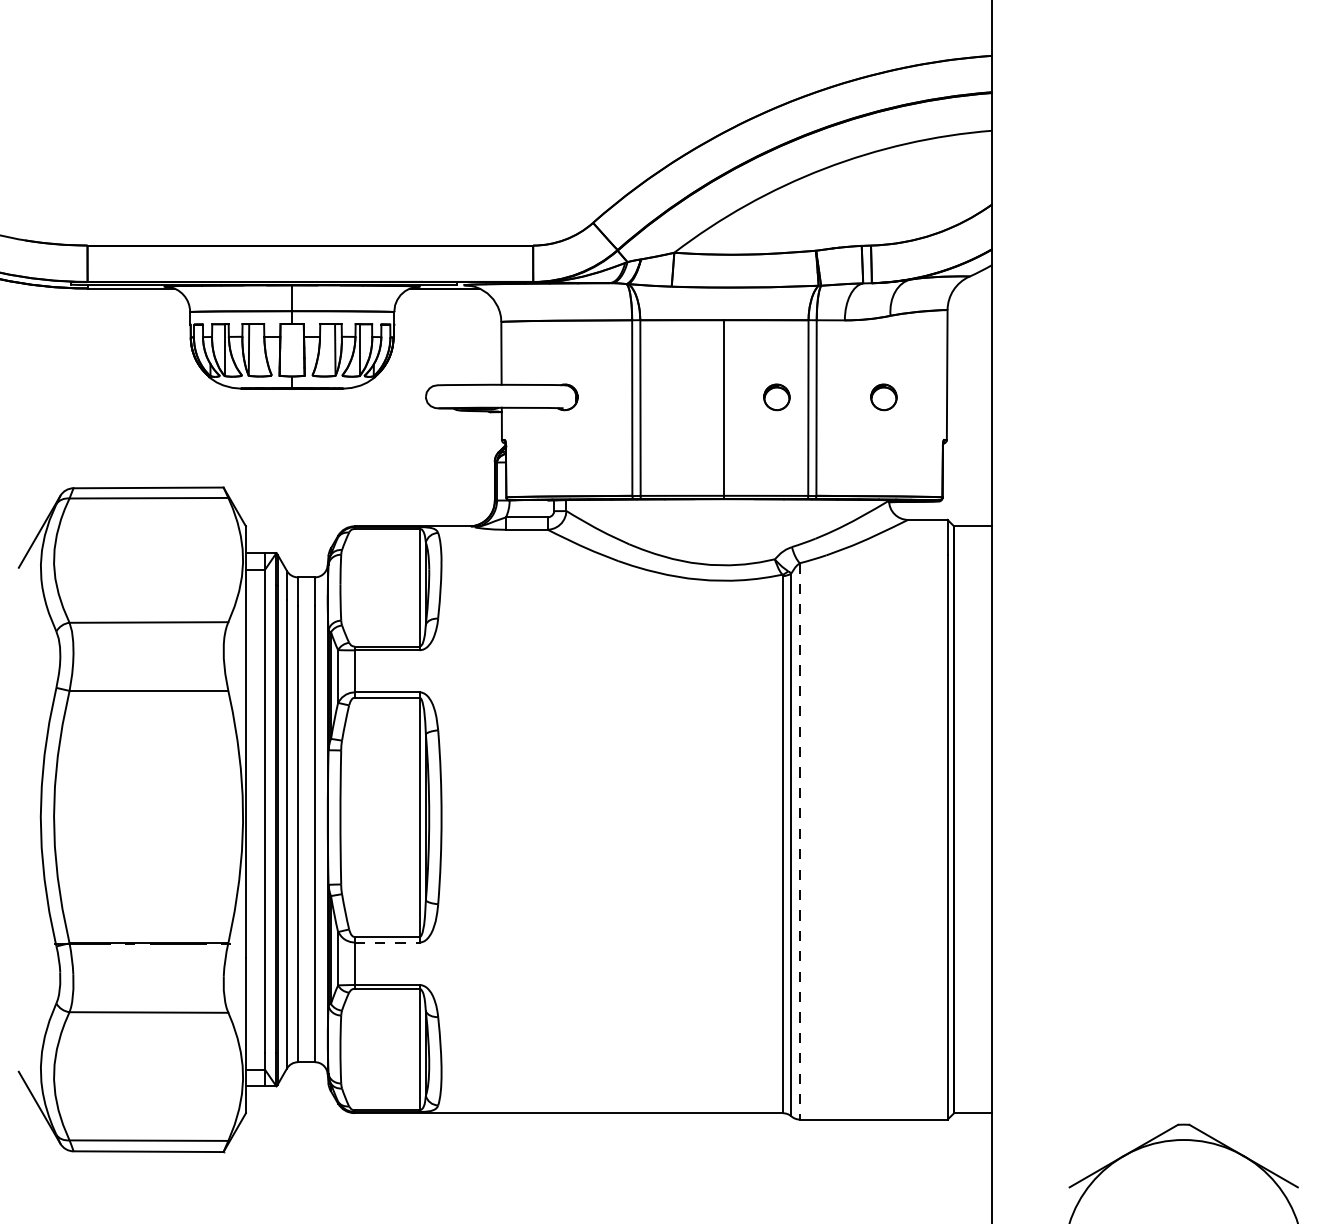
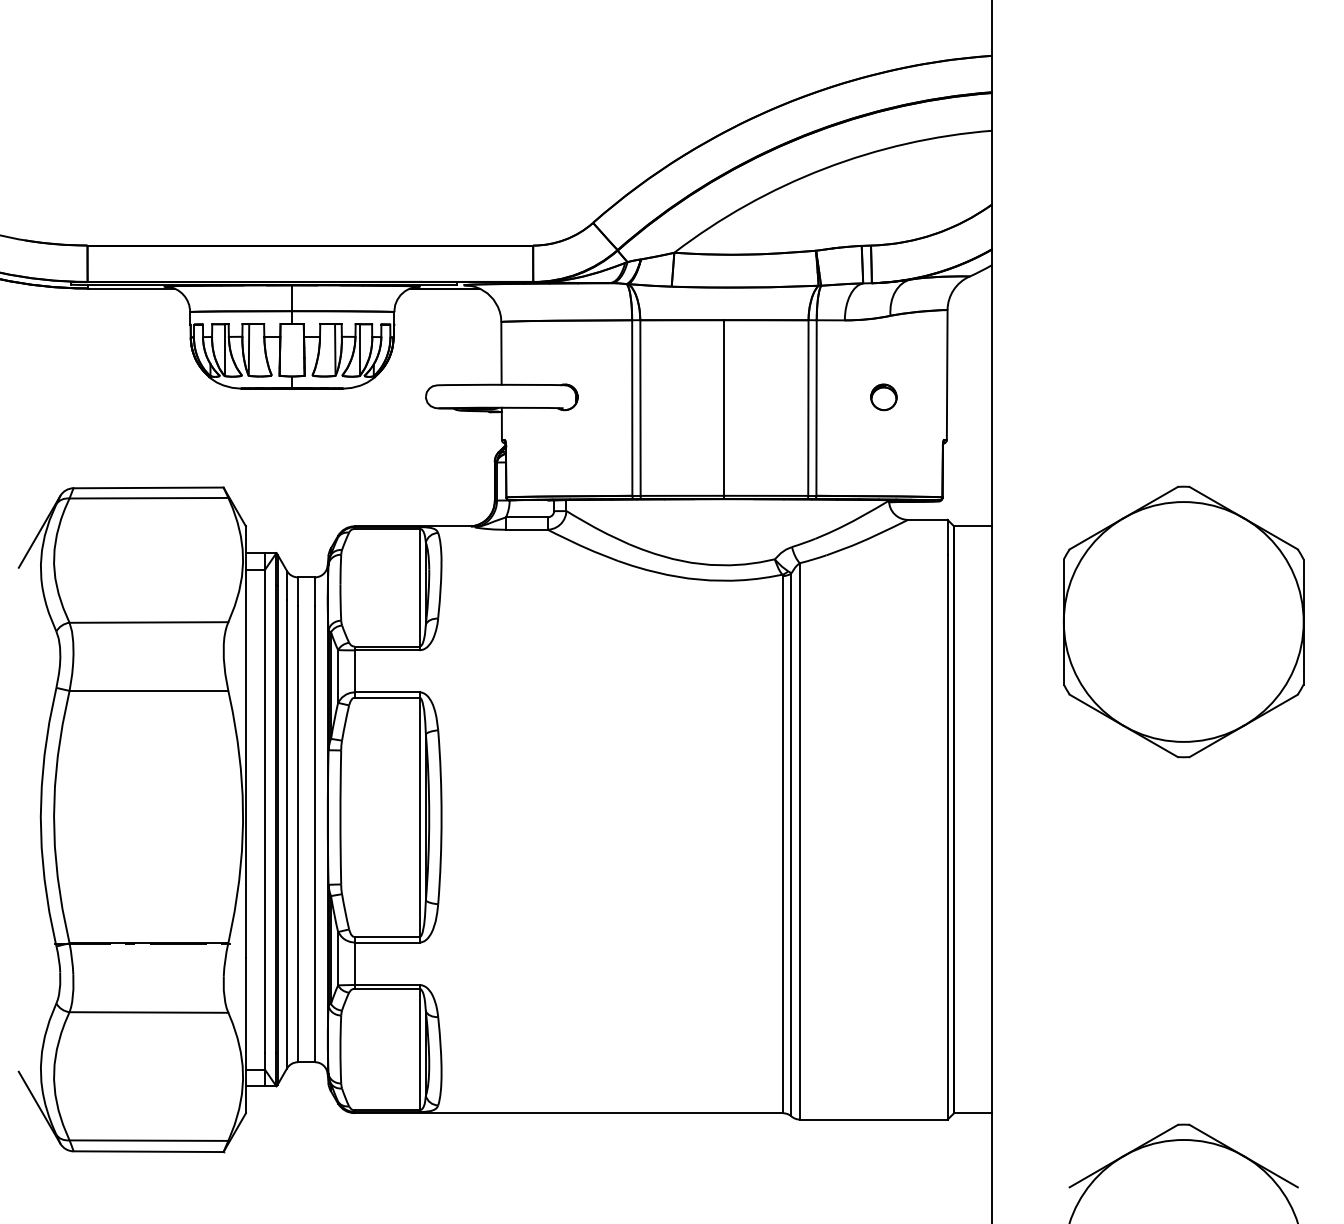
part: present -> none (776, 397)
part: none -> present (1183, 621)
line: dashed -> solid (799, 841)
line: dashed -> solid (387, 942)
